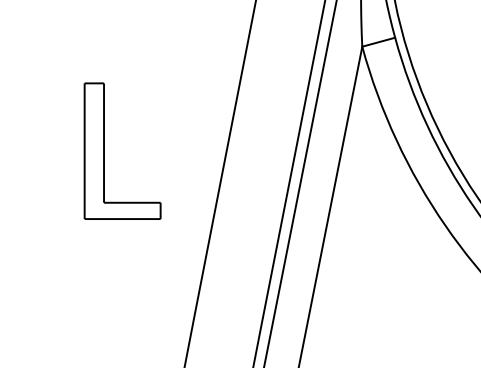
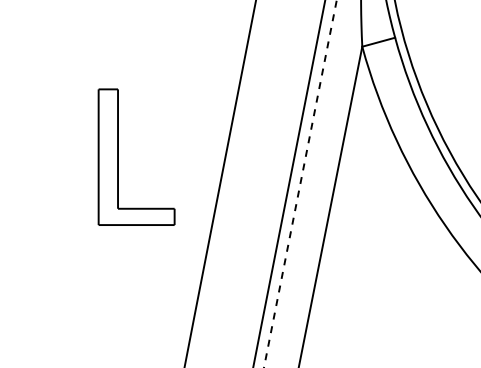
part position: (104, 150) -> (118, 156) (118, 156)
line: solid -> dashed (300, 184)
